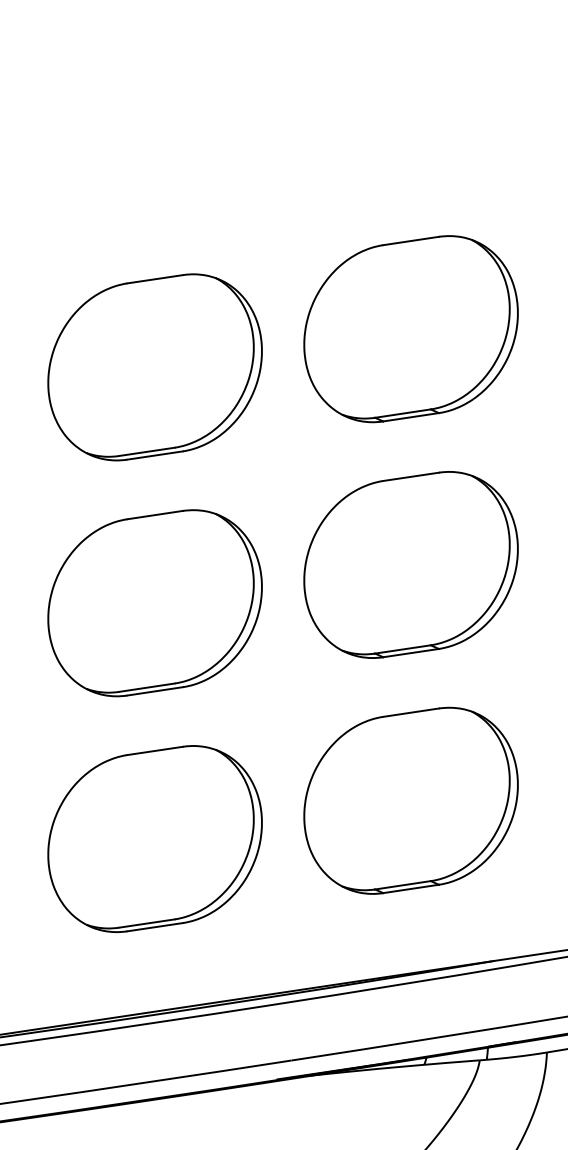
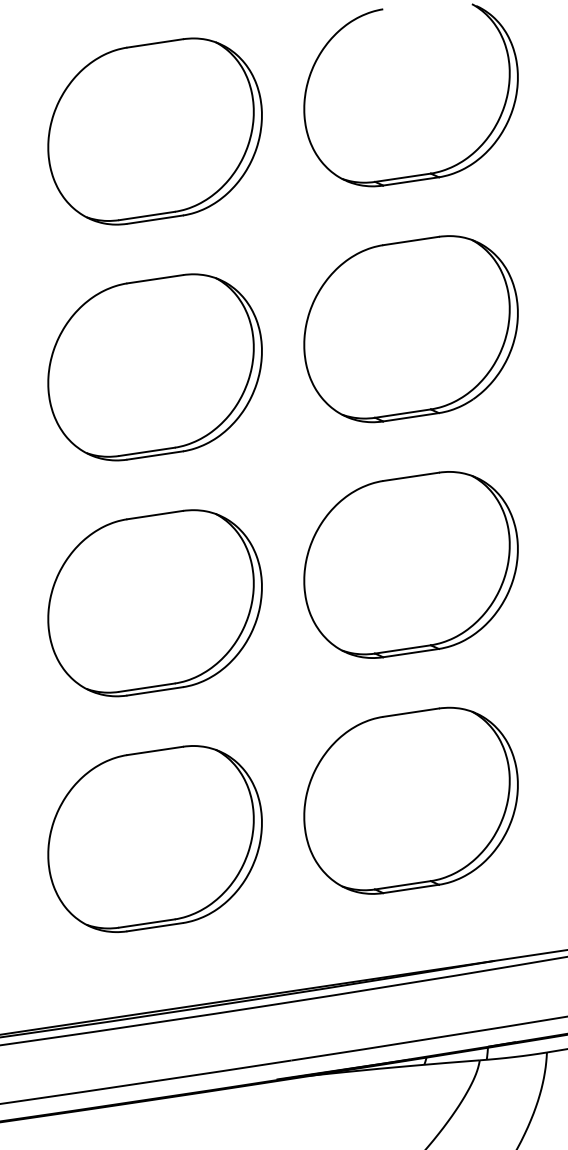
part: none -> present (154, 131)
part: none -> present (423, 173)
